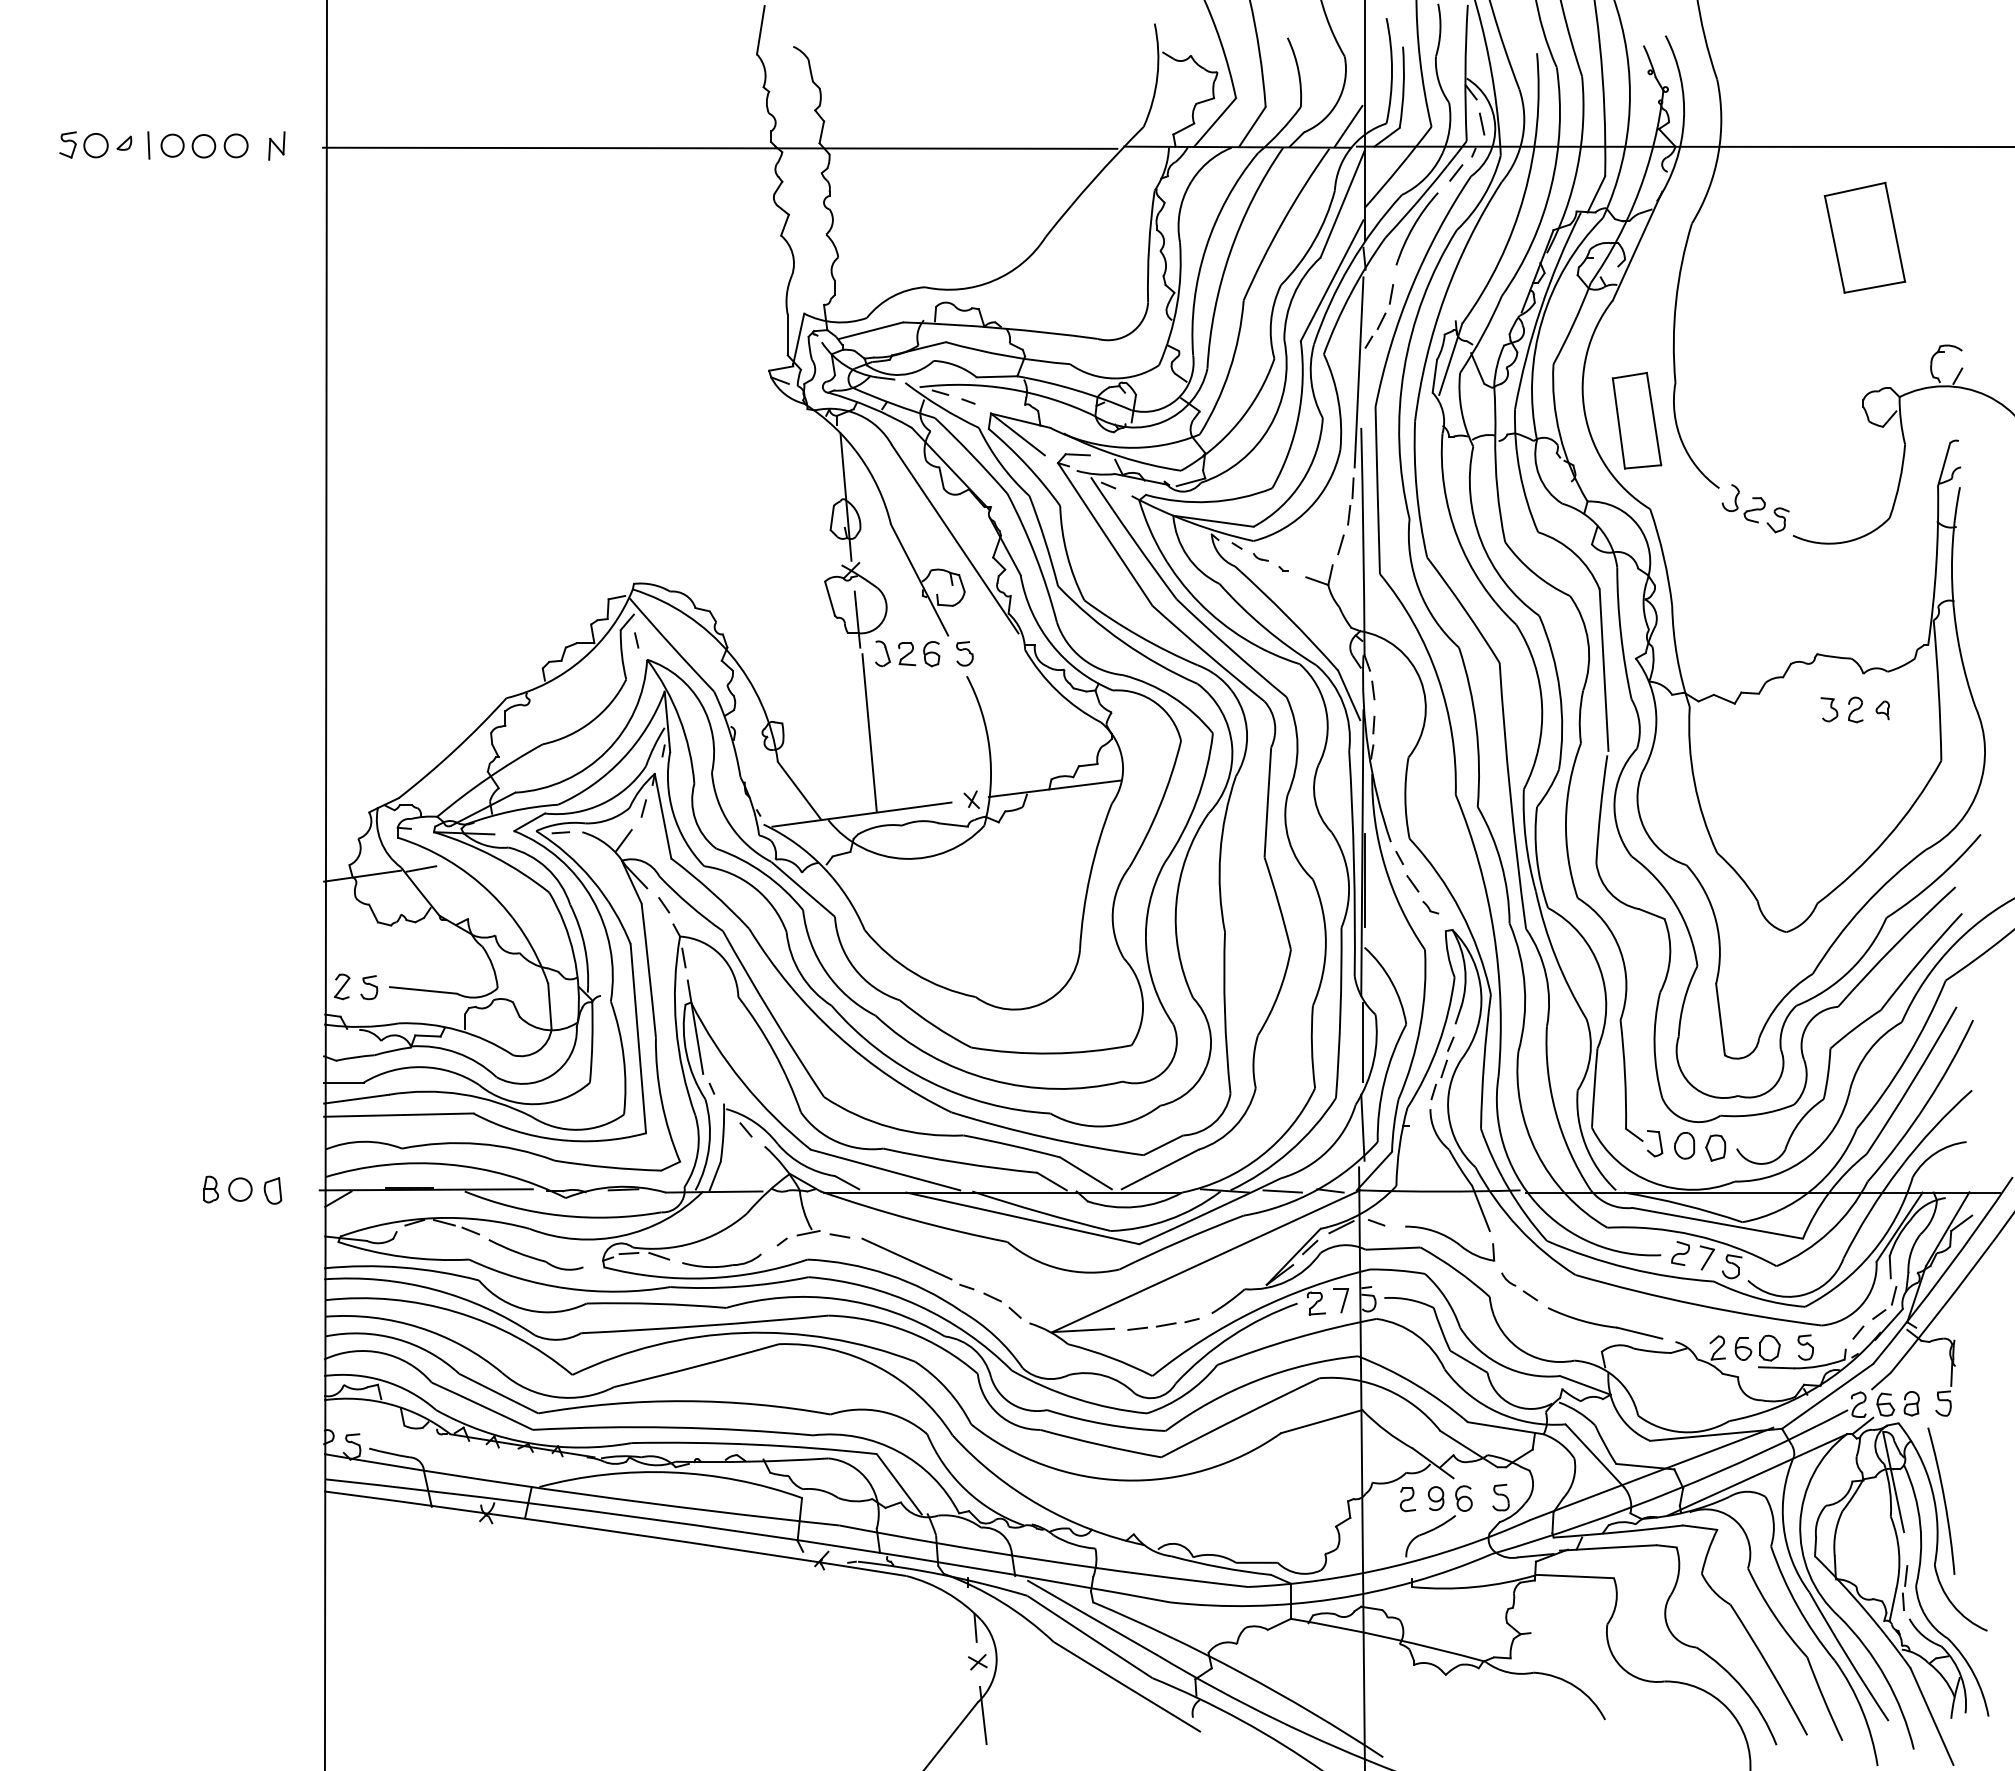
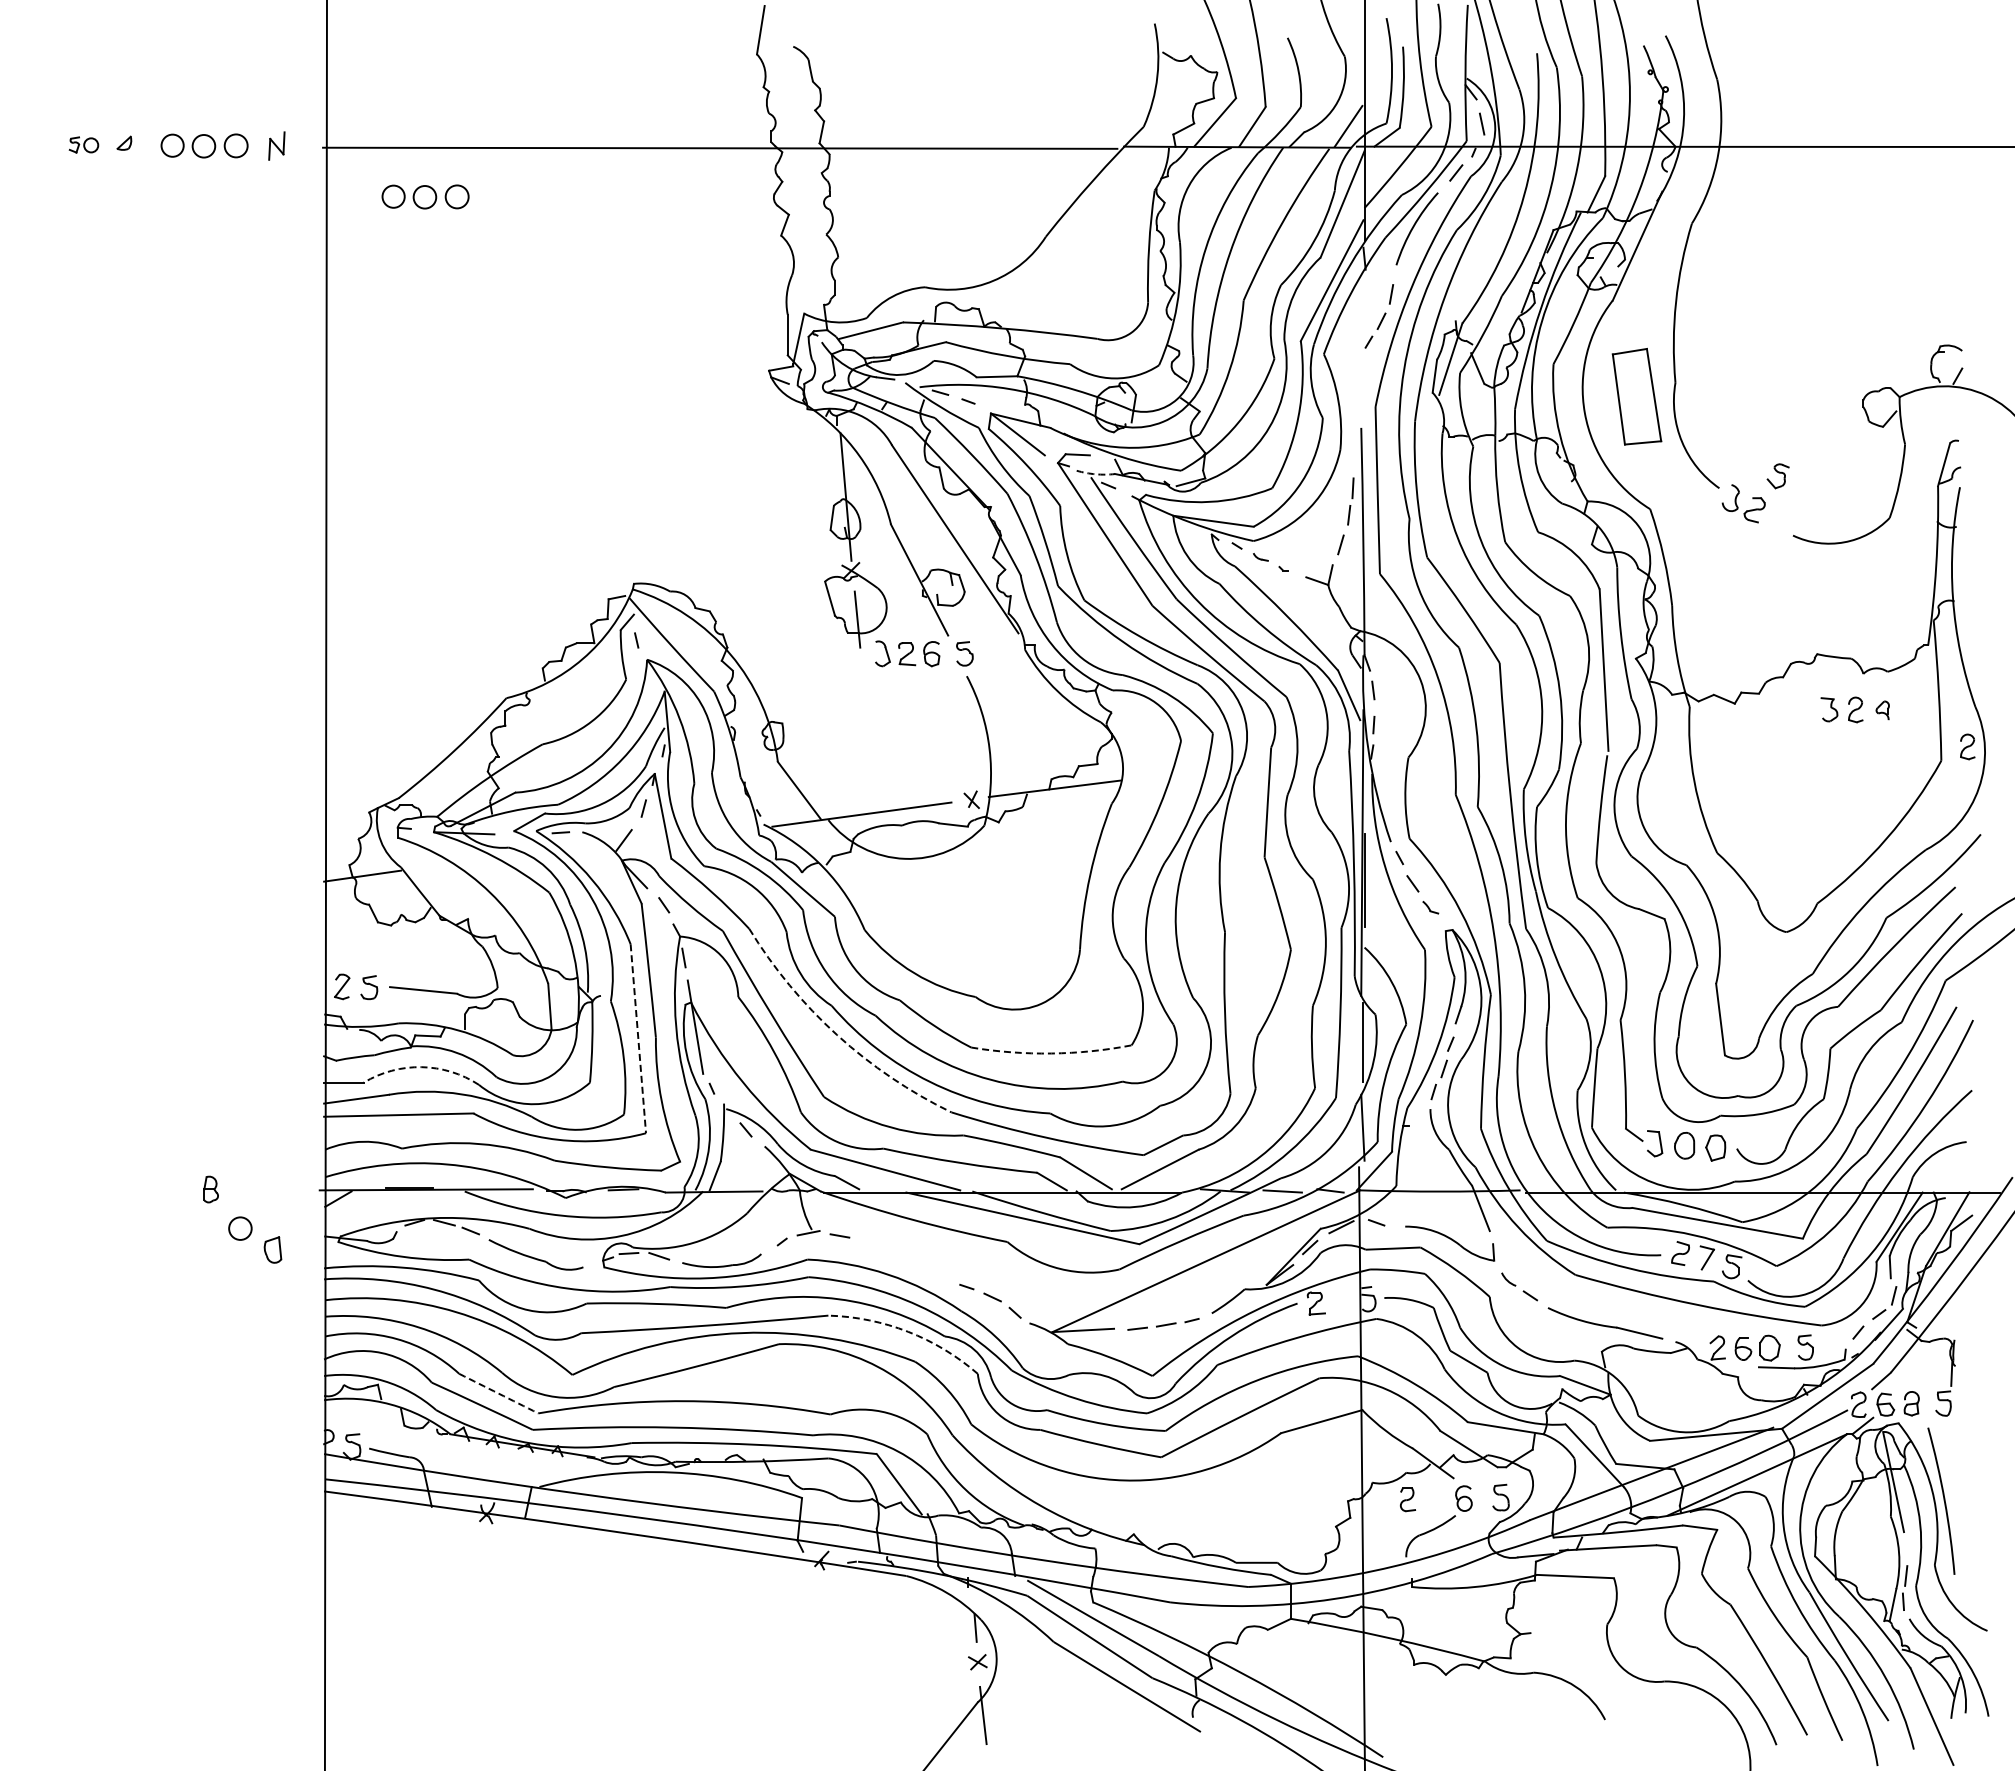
part size: 50x28 px -> 32x18 px (83, 144)
line: present -> none (148, 145)
part: none -> present (425, 196)
part: present -> none (1864, 237)
line: present -> none (1358, 372)
part position: (1636, 420) -> (1636, 396) (1636, 396)
arc: solid -> dashed (1095, 474)
part position: (1777, 520) -> (1777, 476) (1777, 476)
line: present -> none (869, 732)
part: none -> present (1967, 746)
line: present -> none (421, 868)
arc: solid -> dashed (837, 1035)
line: solid -> dashed (638, 1038)
arc: solid -> dashed (1051, 1053)
arc: solid -> dashed (421, 1067)
circle position: (240, 1189) -> (240, 1228) (240, 1228)
part position: (272, 1190) -> (272, 1249) (272, 1249)
line: present -> none (906, 1258)
part: present -> none (1340, 1300)
arc: solid -> dashed (908, 1331)
arc: solid -> dashed (498, 1393)
part: present -> none (1435, 1498)
